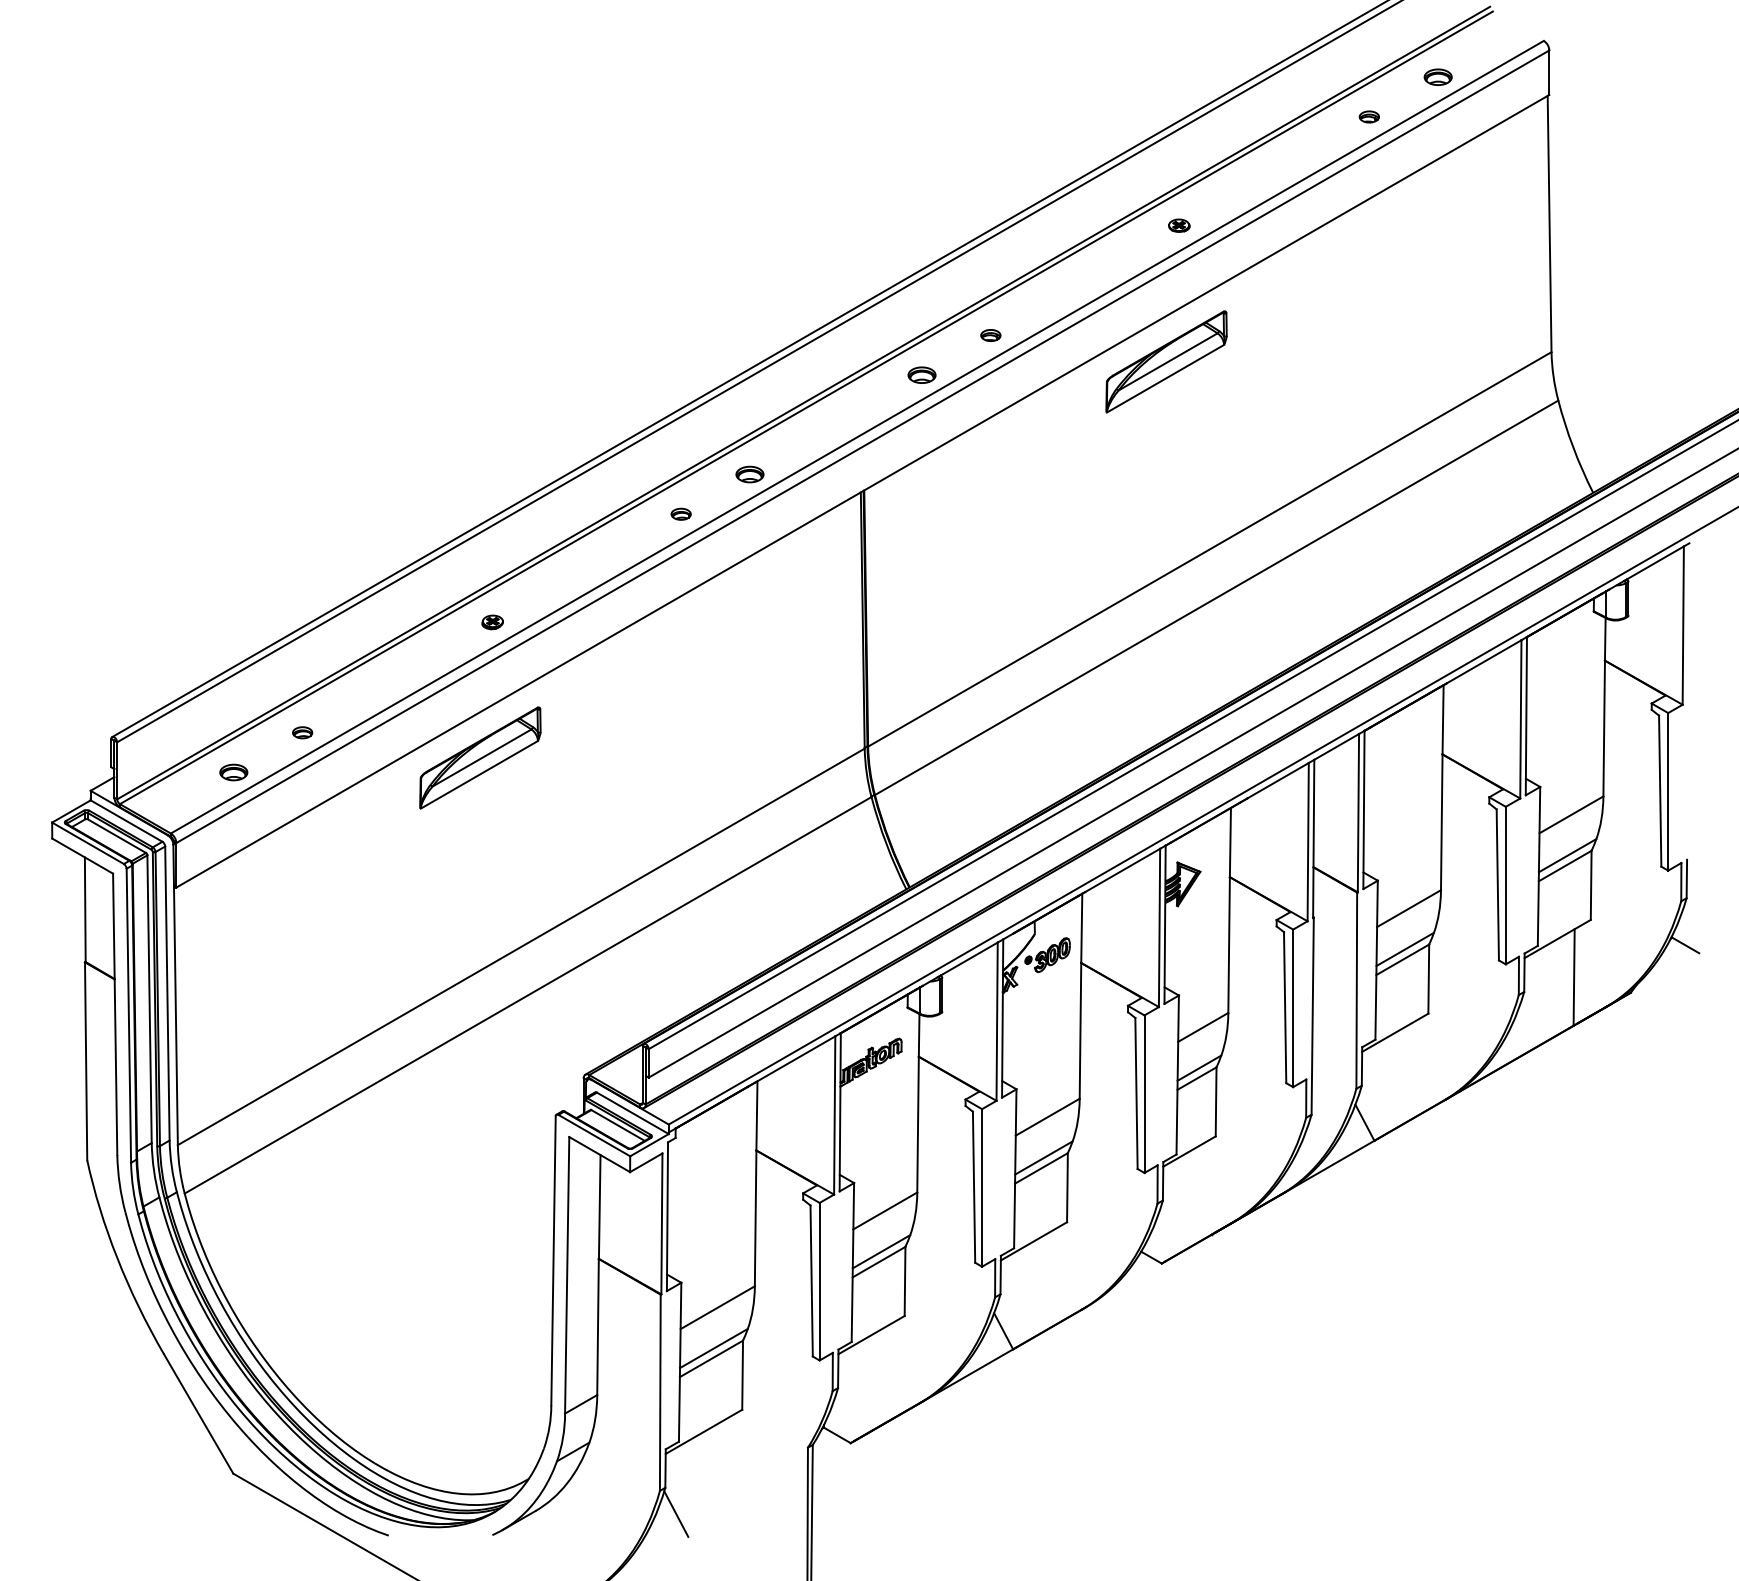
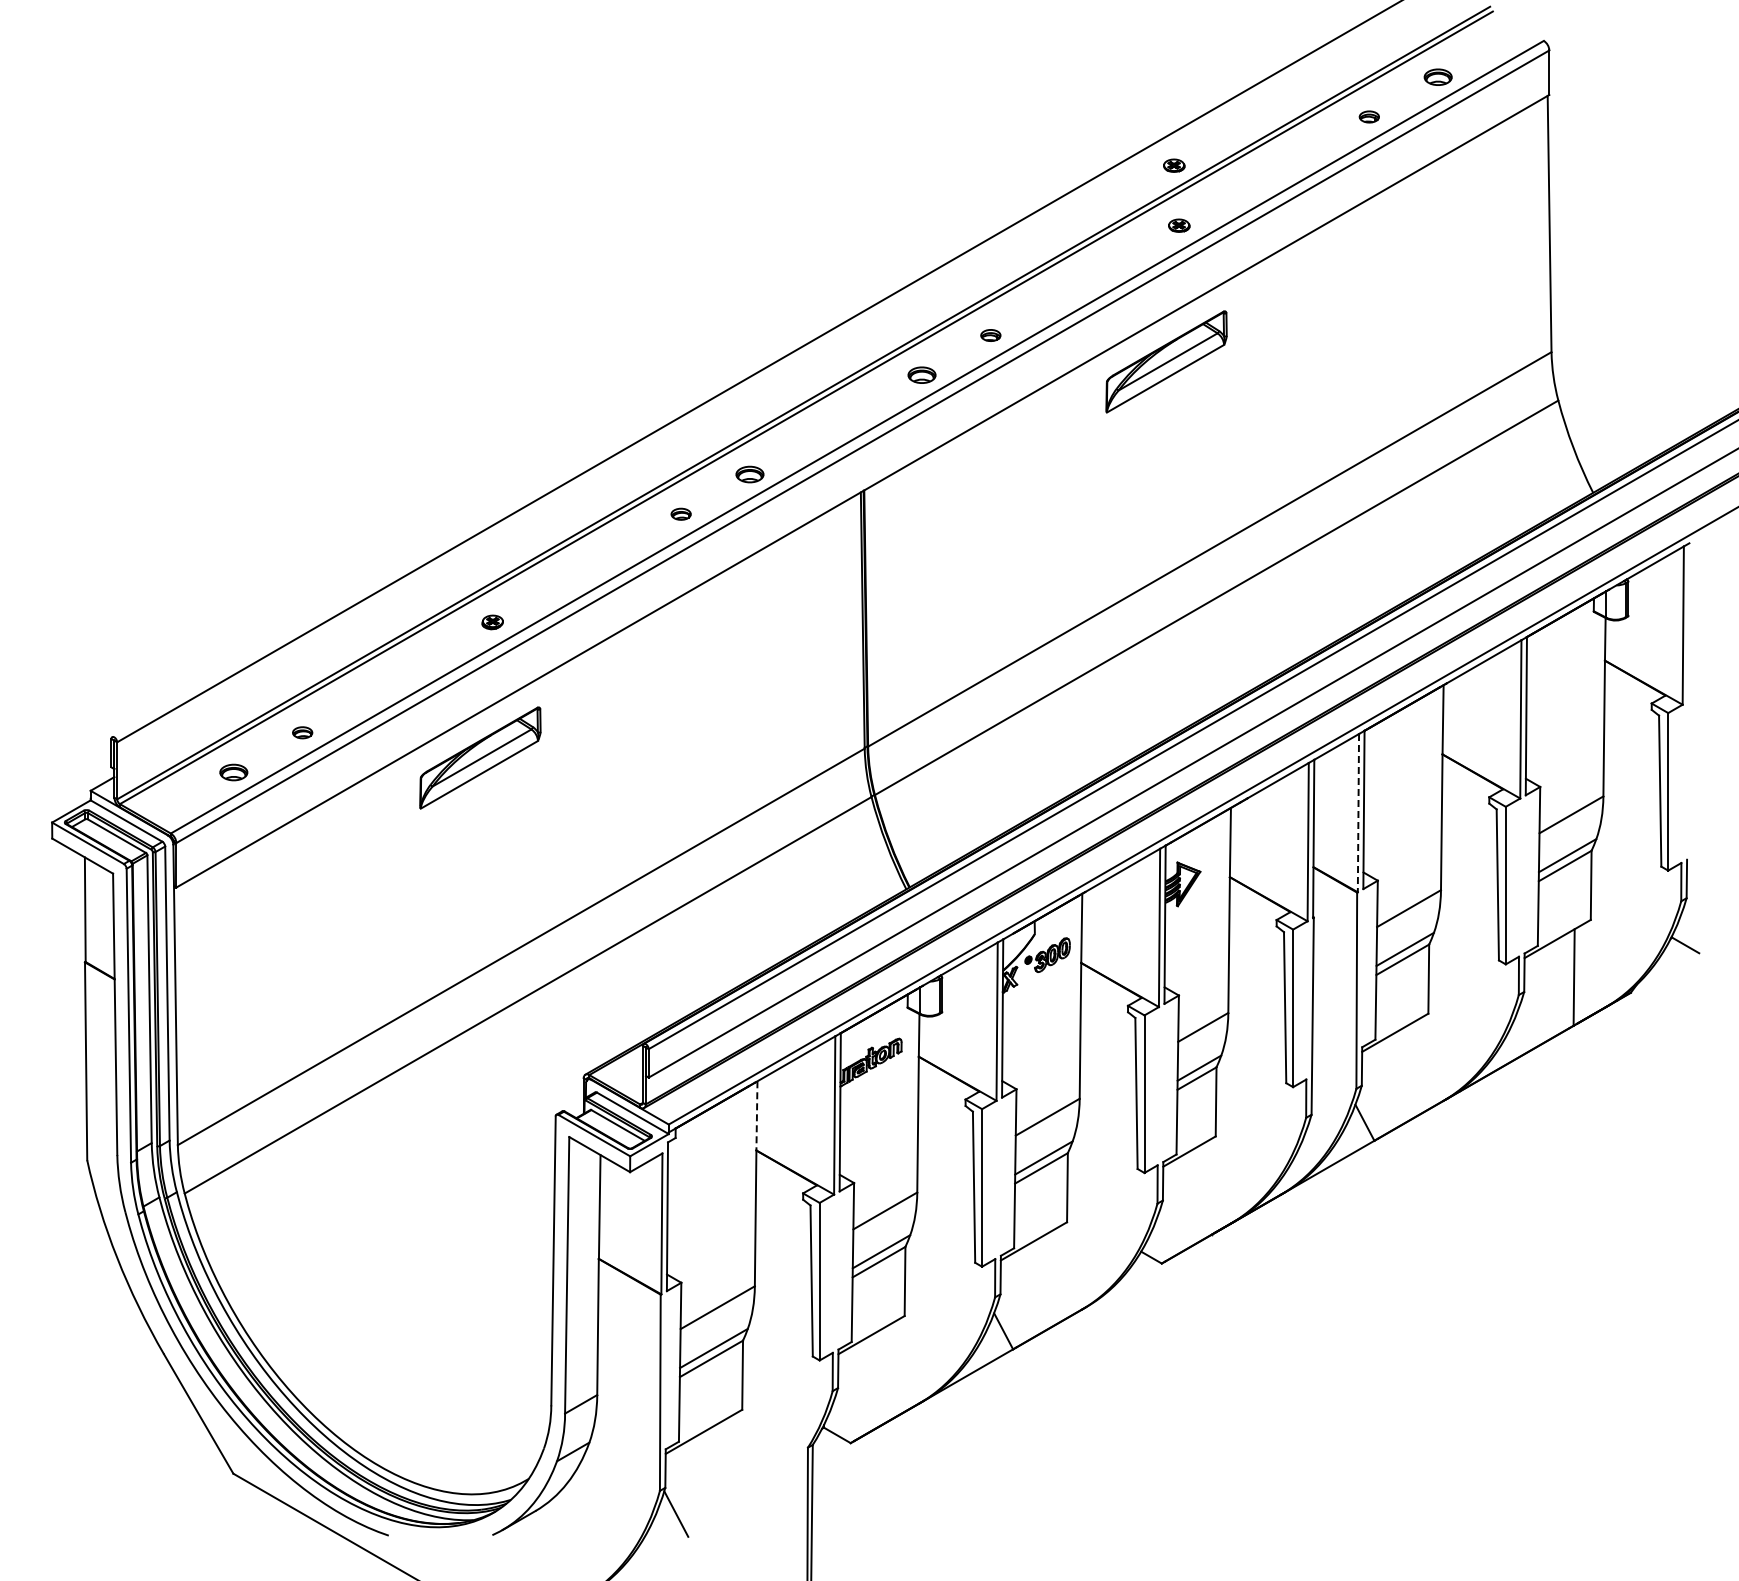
part: none -> present (1174, 165)
line: present -> none (748, 369)
line: solid -> dashed (1358, 813)
line: solid -> dashed (756, 1115)
